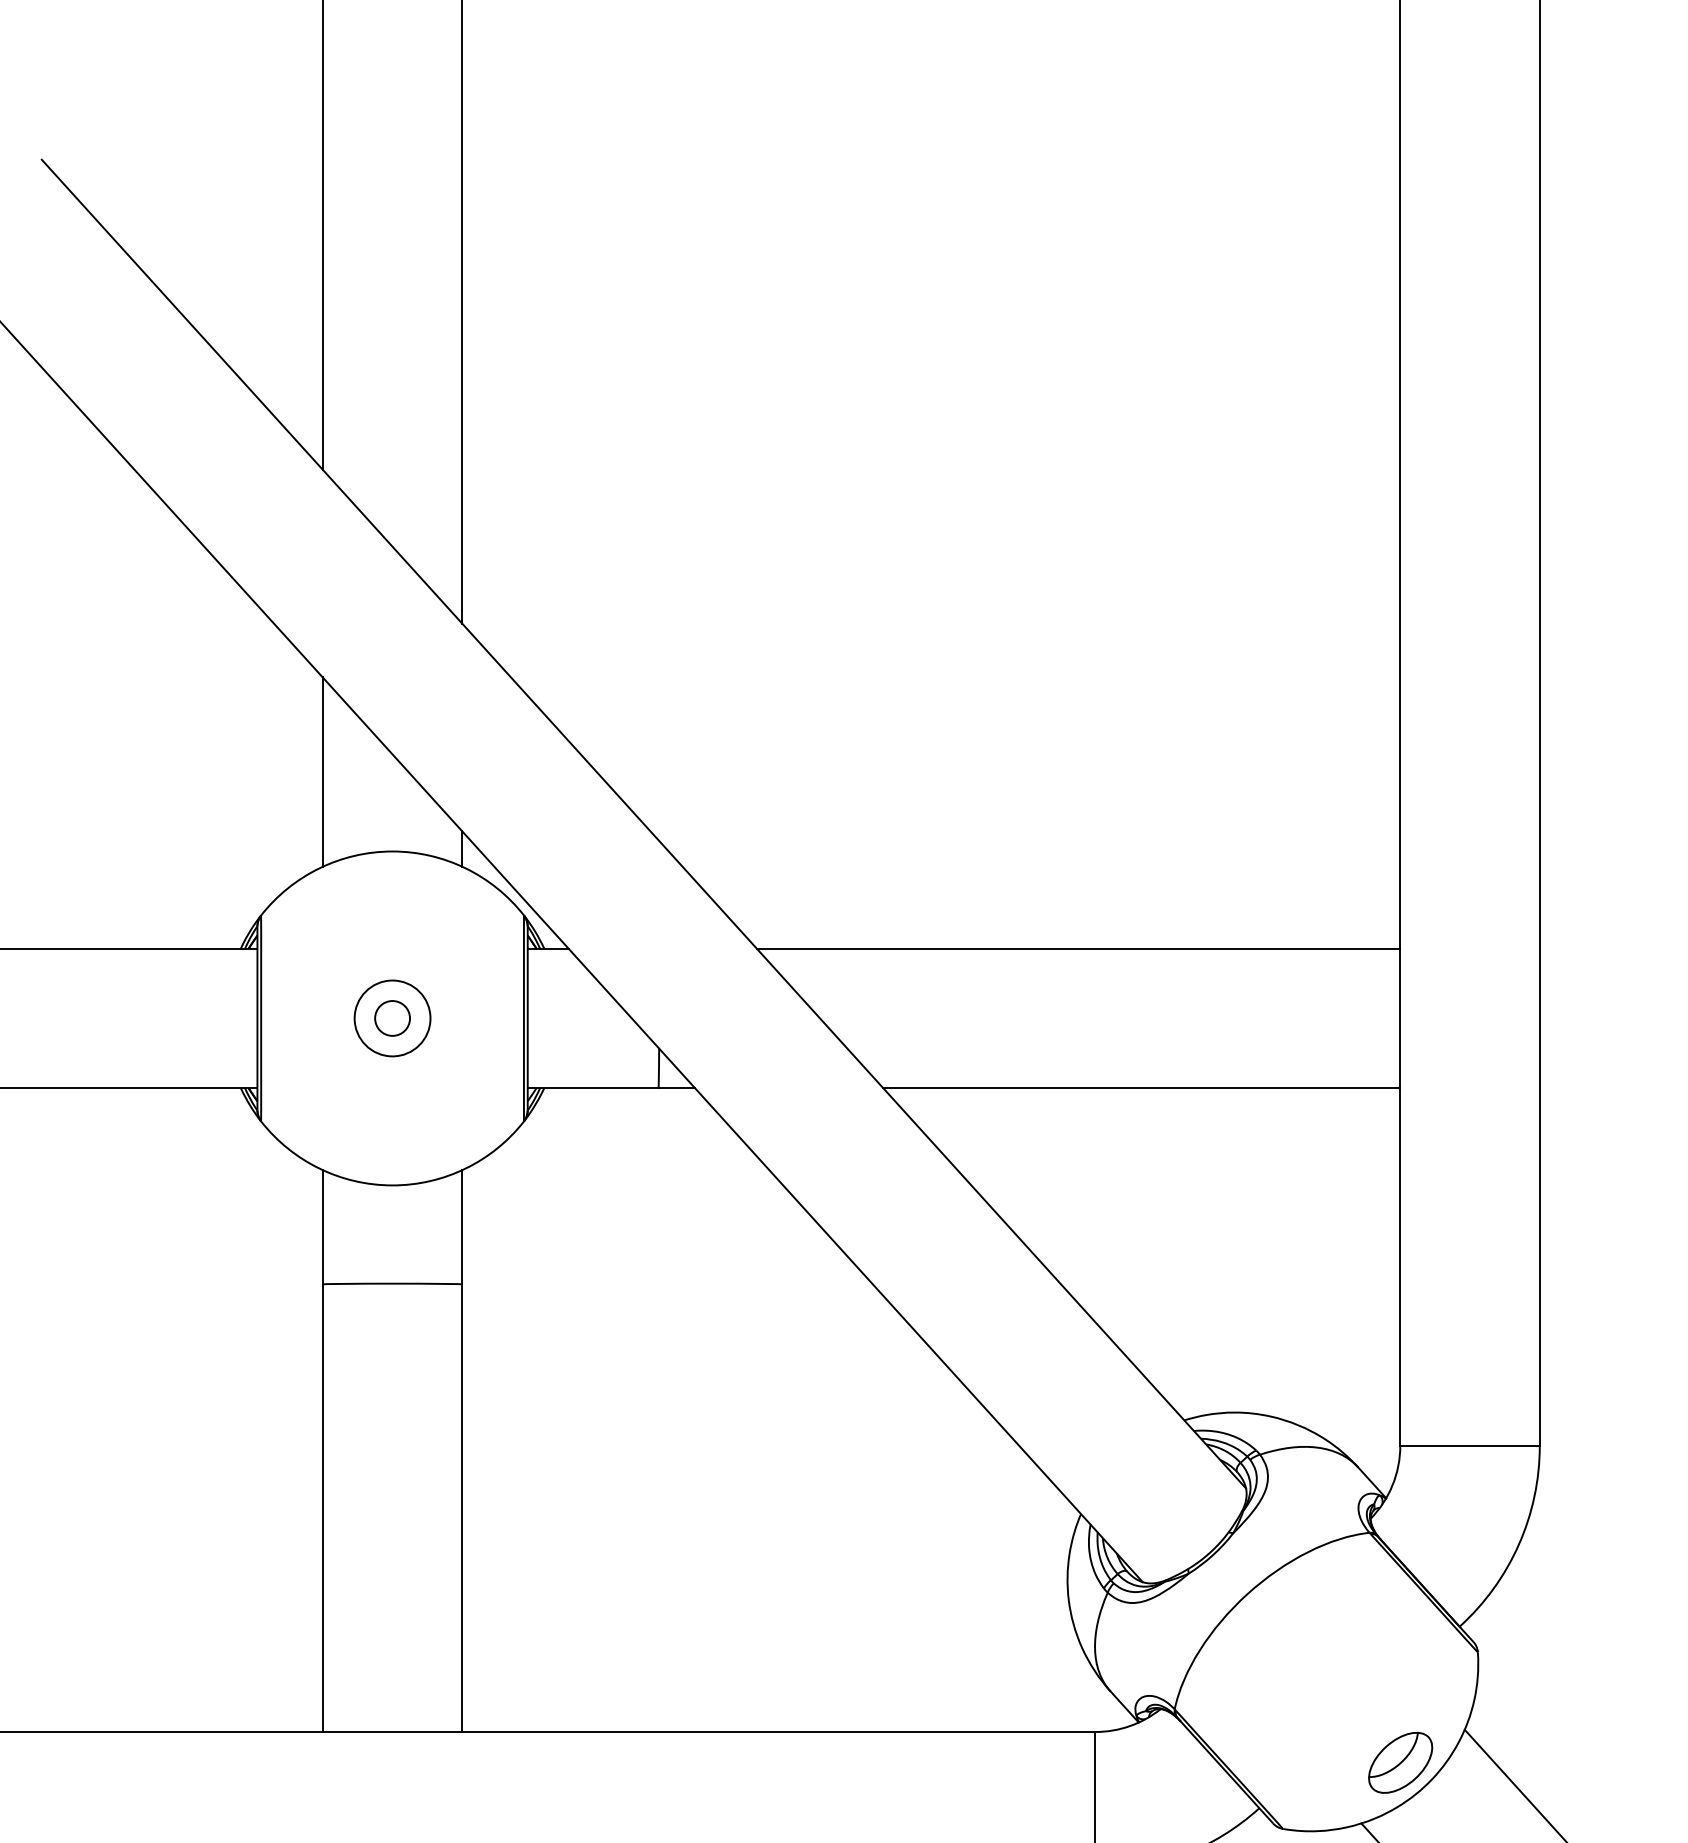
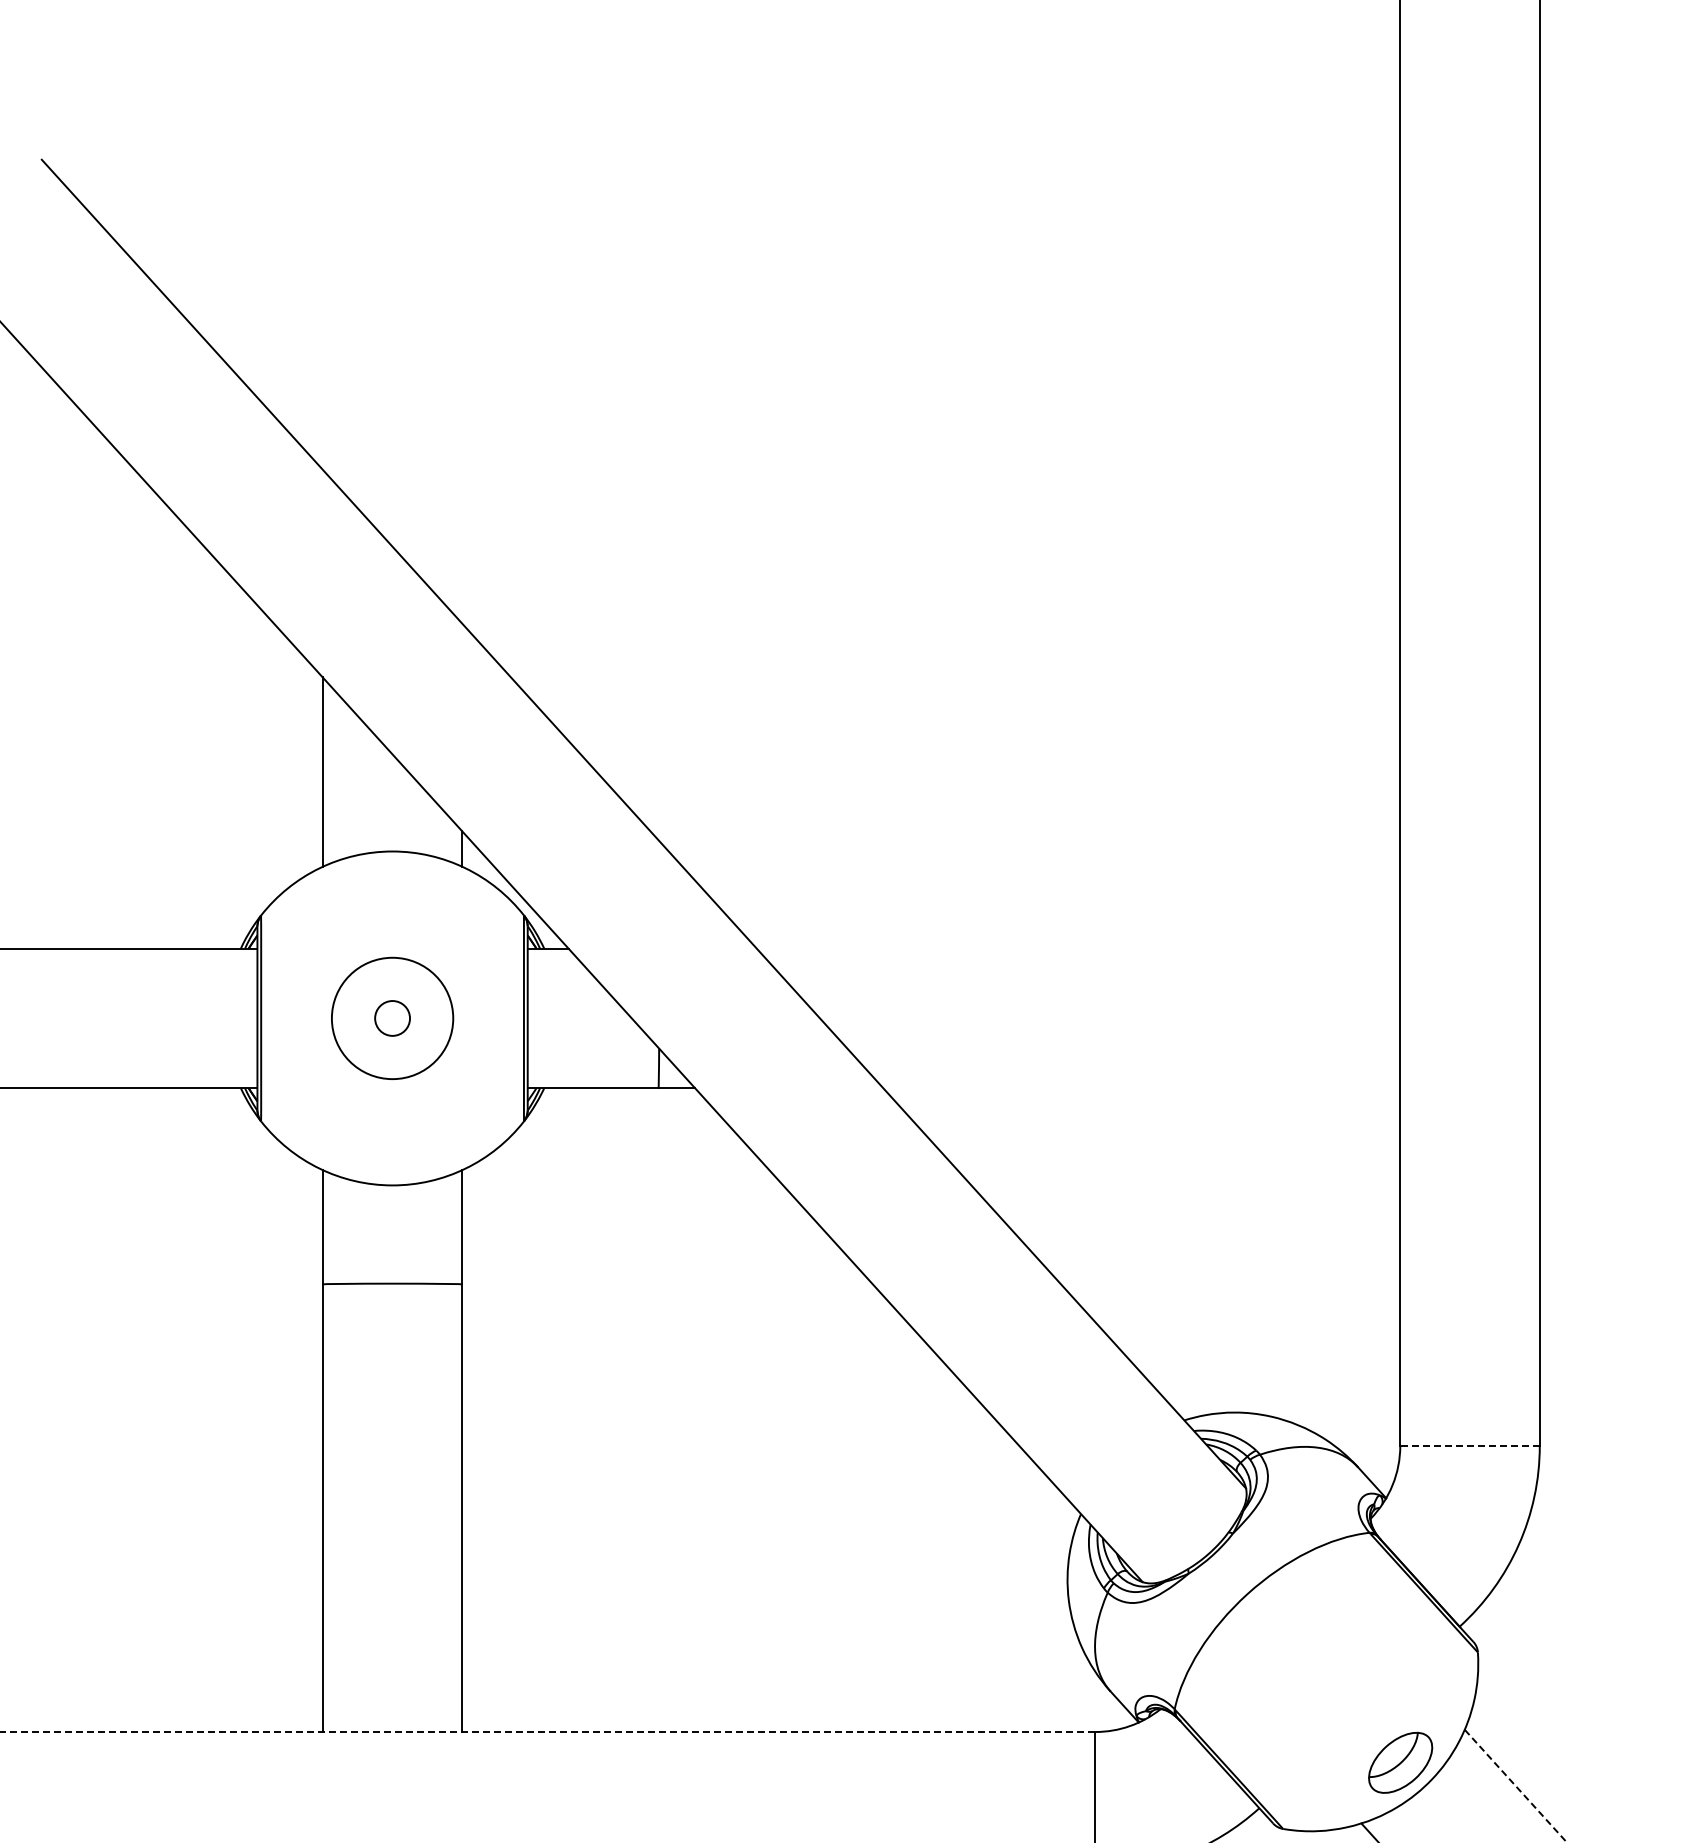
line: present -> none (322, 235)
line: present -> none (462, 312)
line: present -> none (1078, 948)
circle diameter: 76 px -> 121 px (392, 1018)
line: present -> none (1141, 1088)
line: solid -> dashed (1470, 1445)
line: solid -> dashed (547, 1732)
line: solid -> dashed (1515, 1786)
